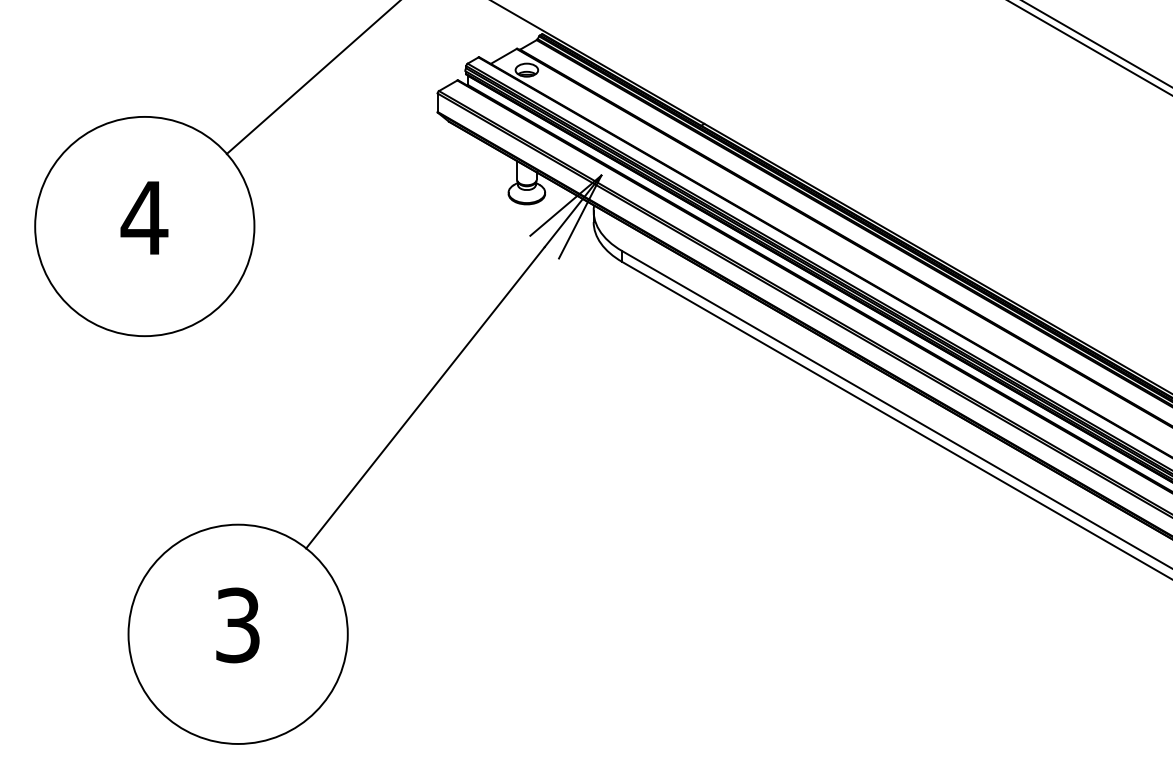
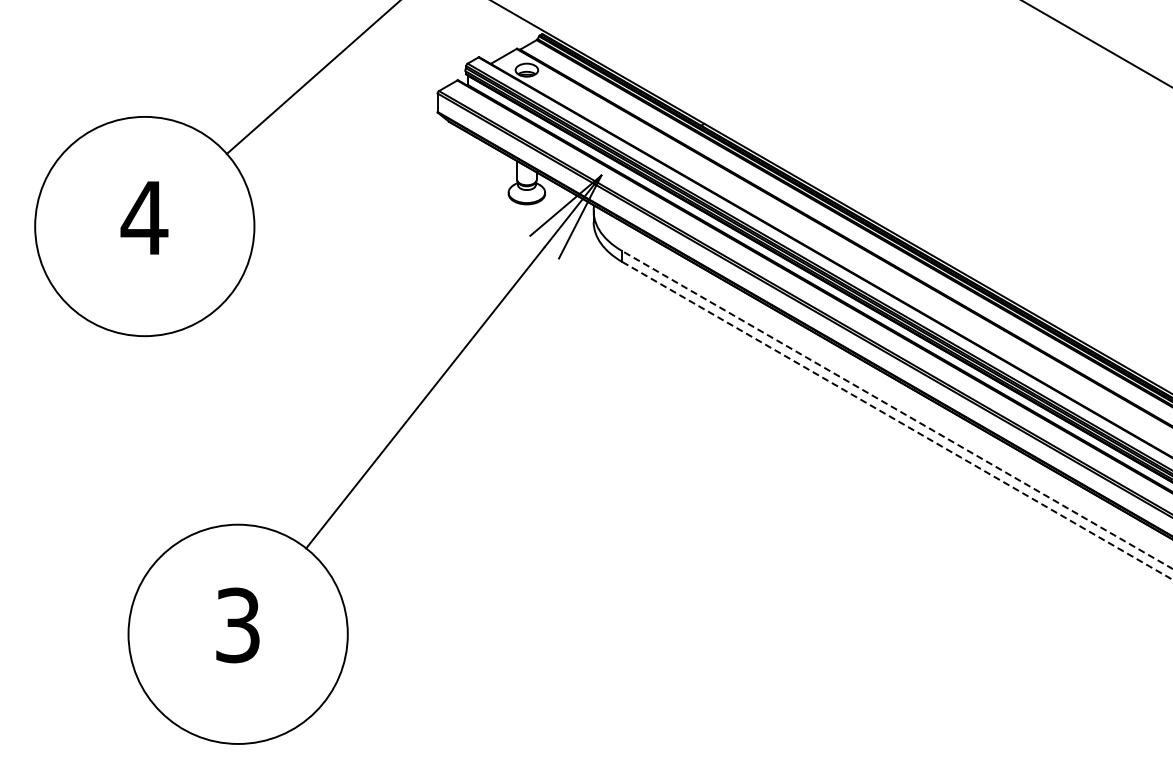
line: present -> none (1089, 48)
line: solid -> dashed (897, 410)
line: solid -> dashed (897, 420)
